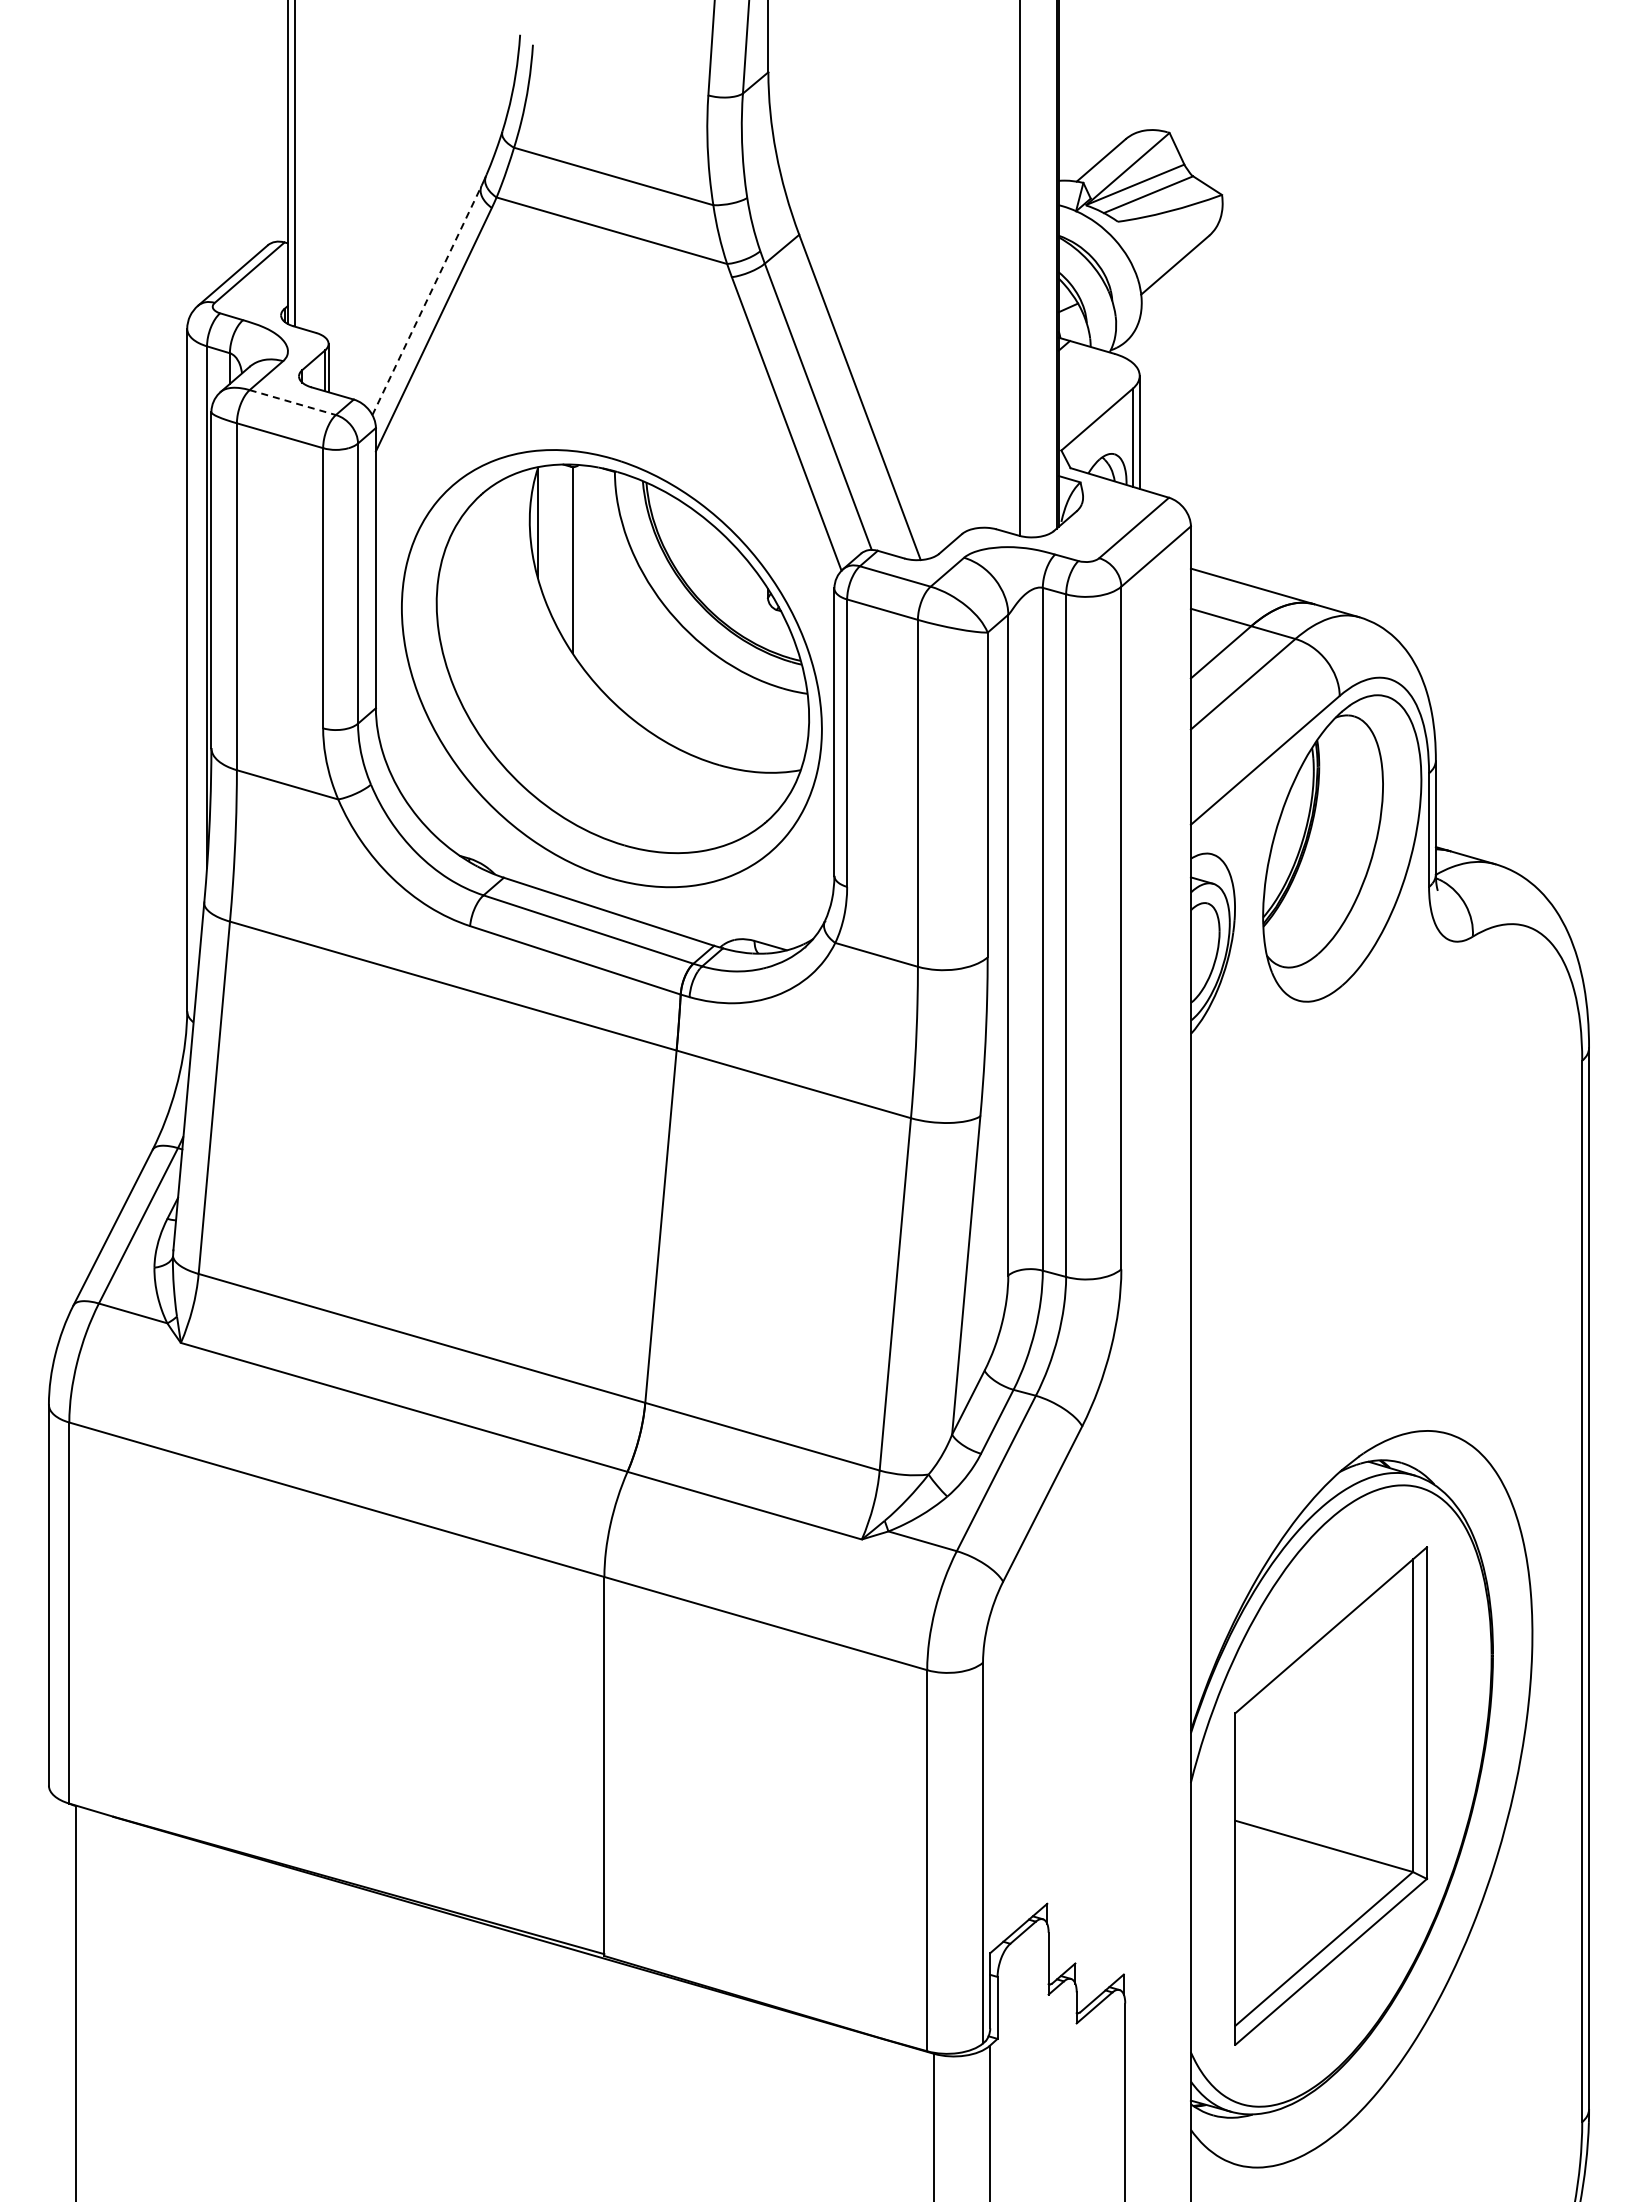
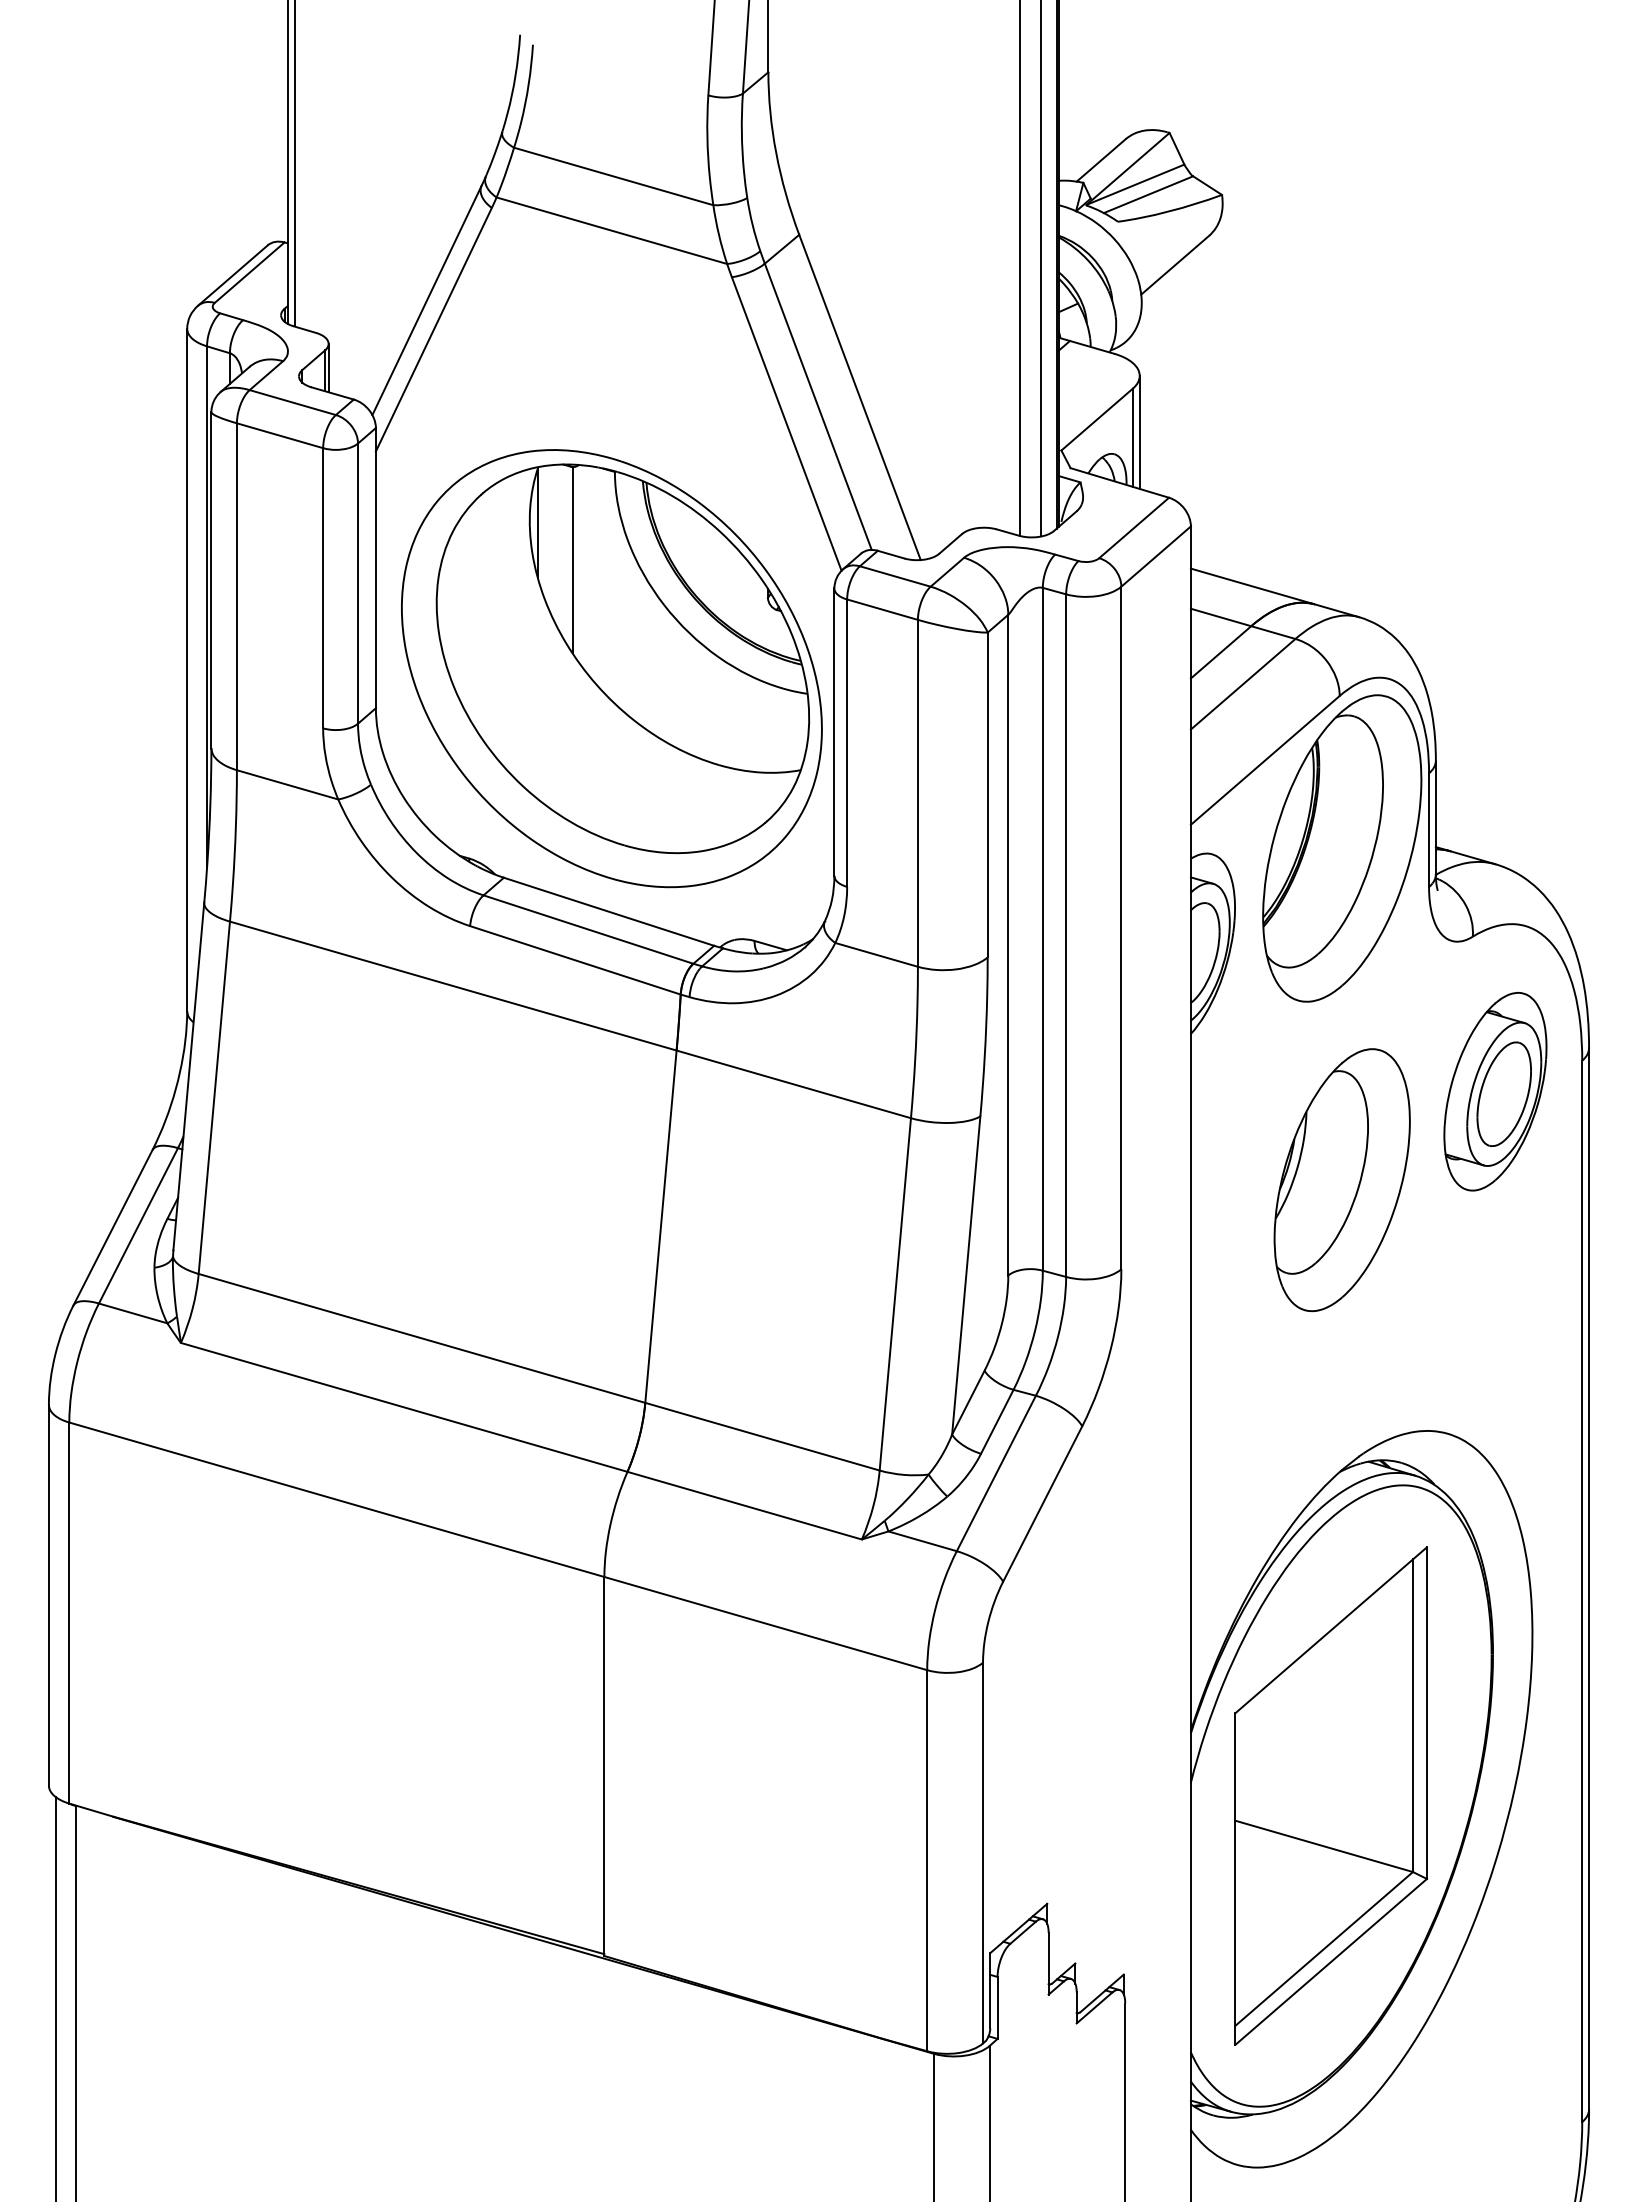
line: none -> present (1041, 269)
line: dashed -> solid (427, 300)
line: dashed -> solid (292, 402)
part: none -> present (1495, 1091)
part: none -> present (1341, 1180)
line: none -> present (55, 1997)
